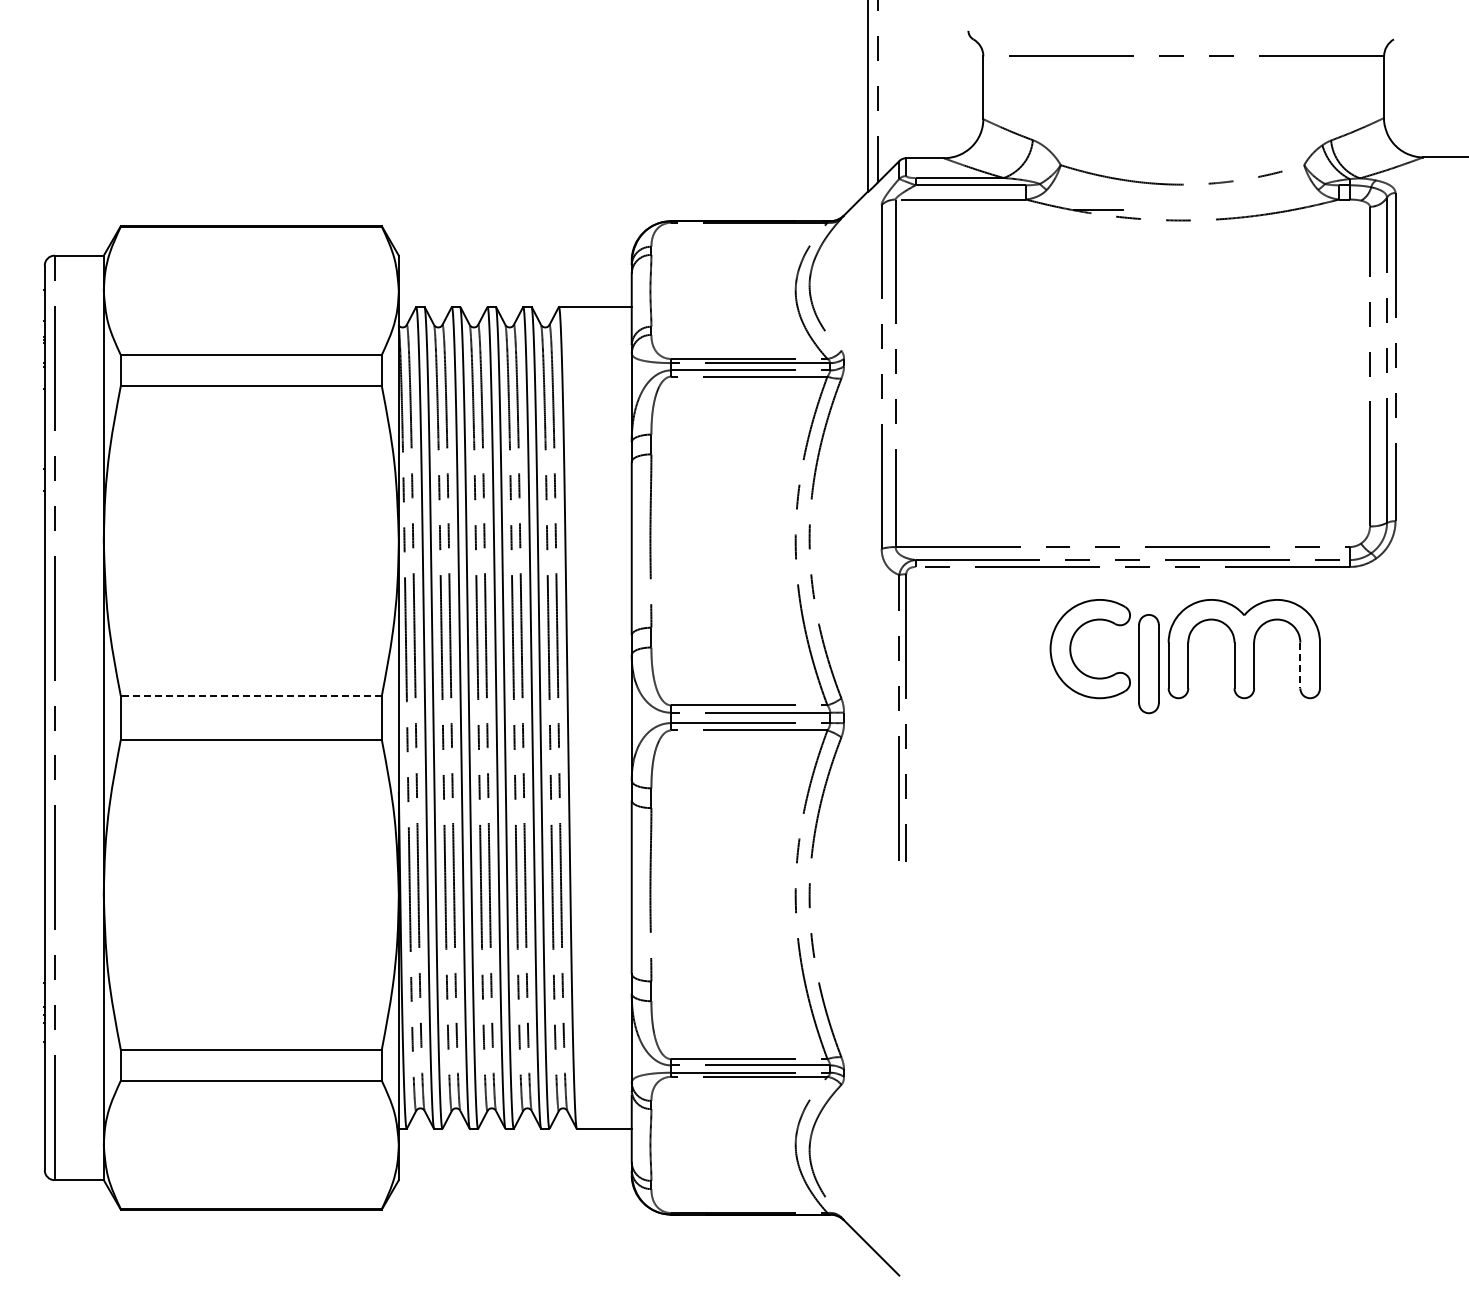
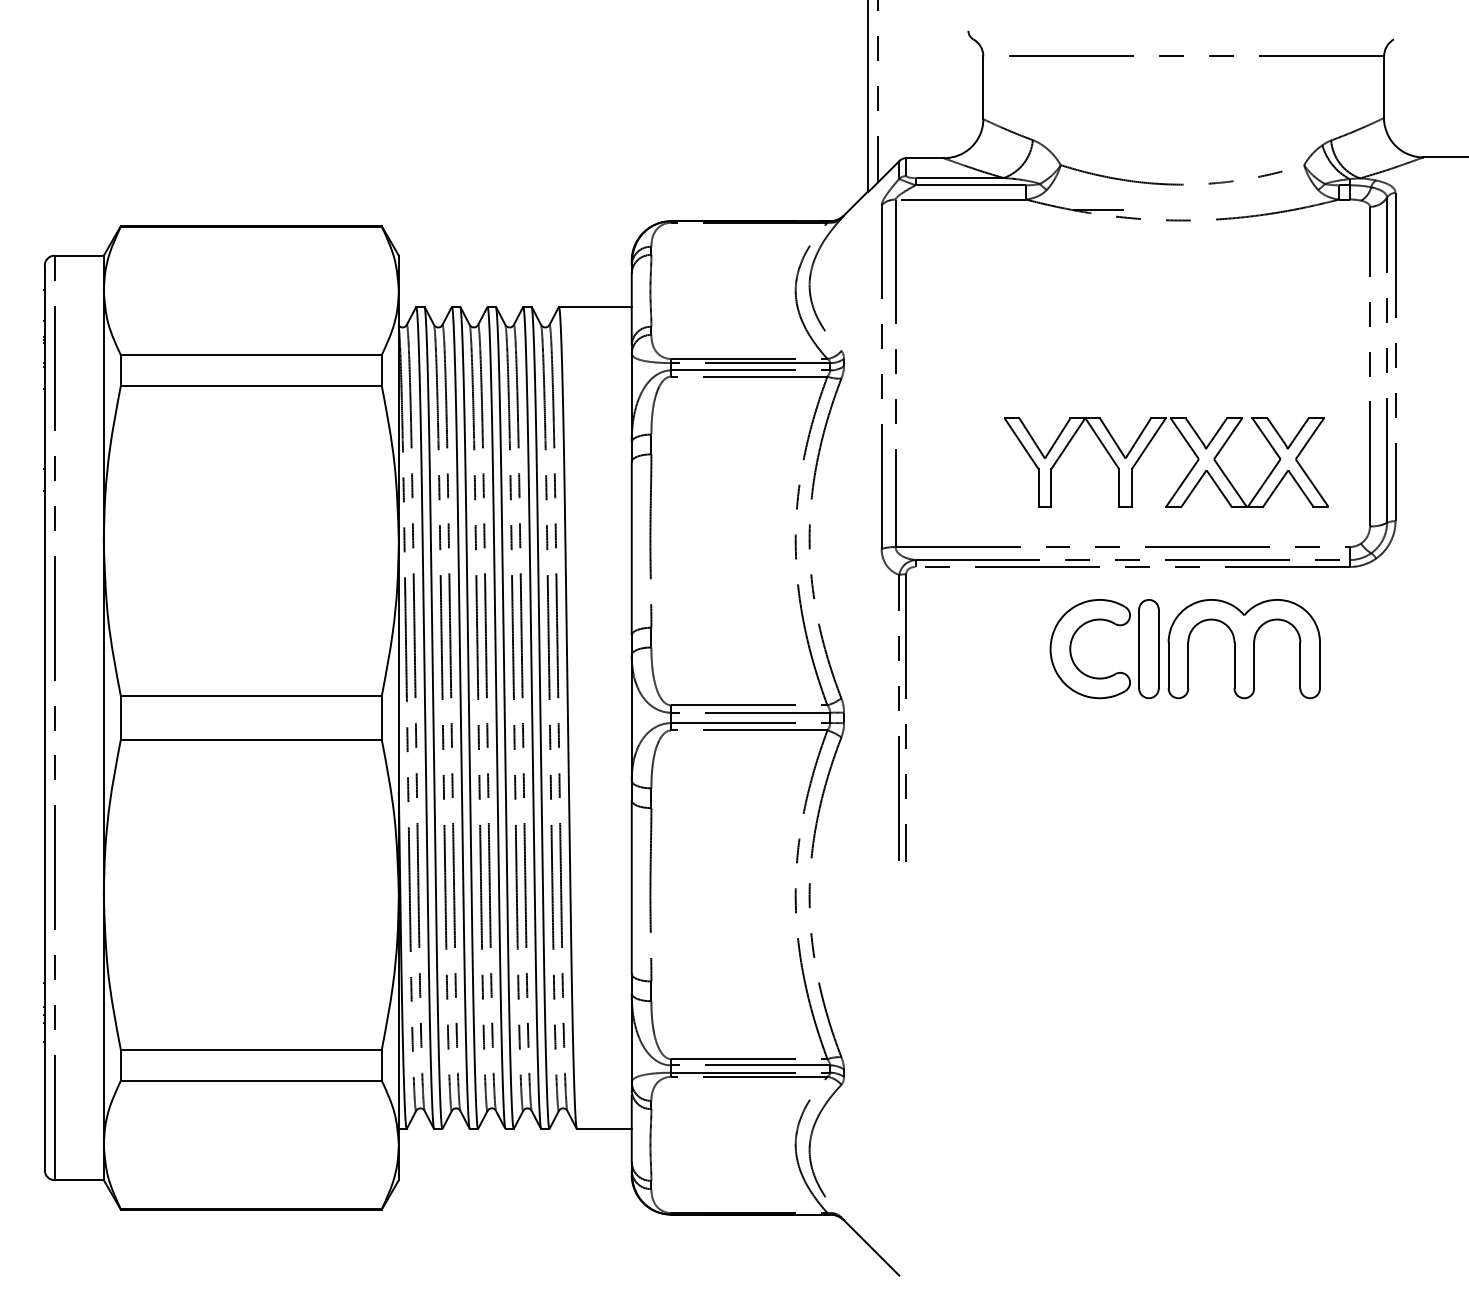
part: none -> present (1185, 476)
part position: (1148, 664) -> (1148, 649) (1148, 649)
line: dashed -> solid (1300, 665)
line: dashed -> solid (250, 696)
